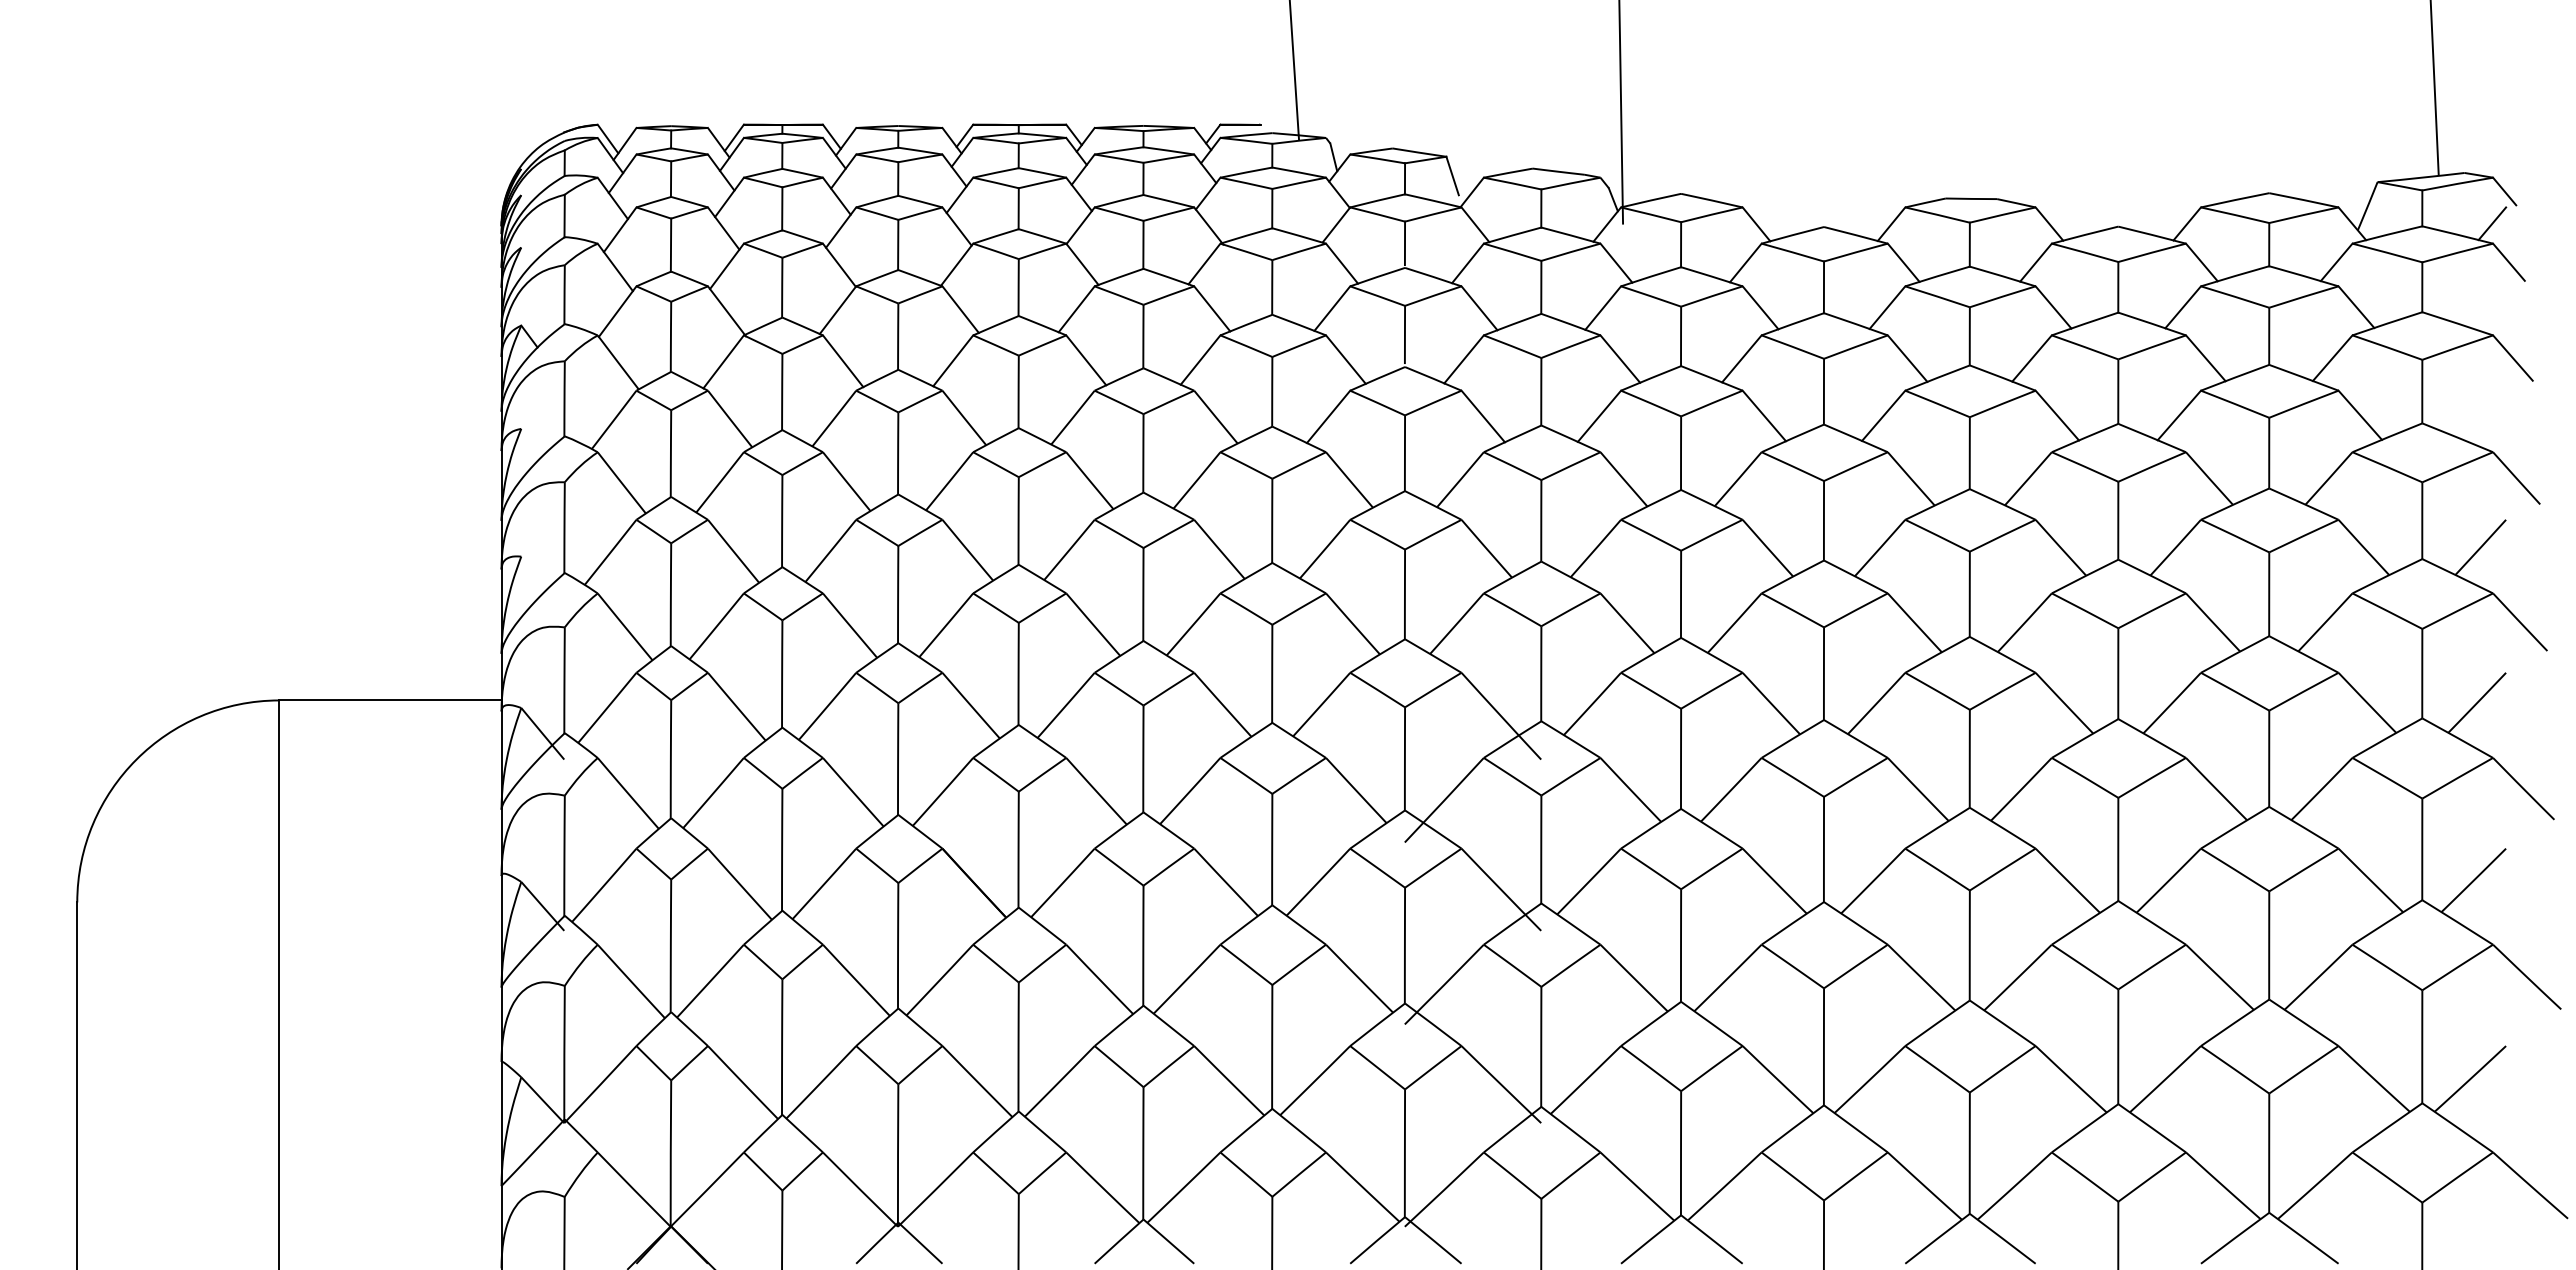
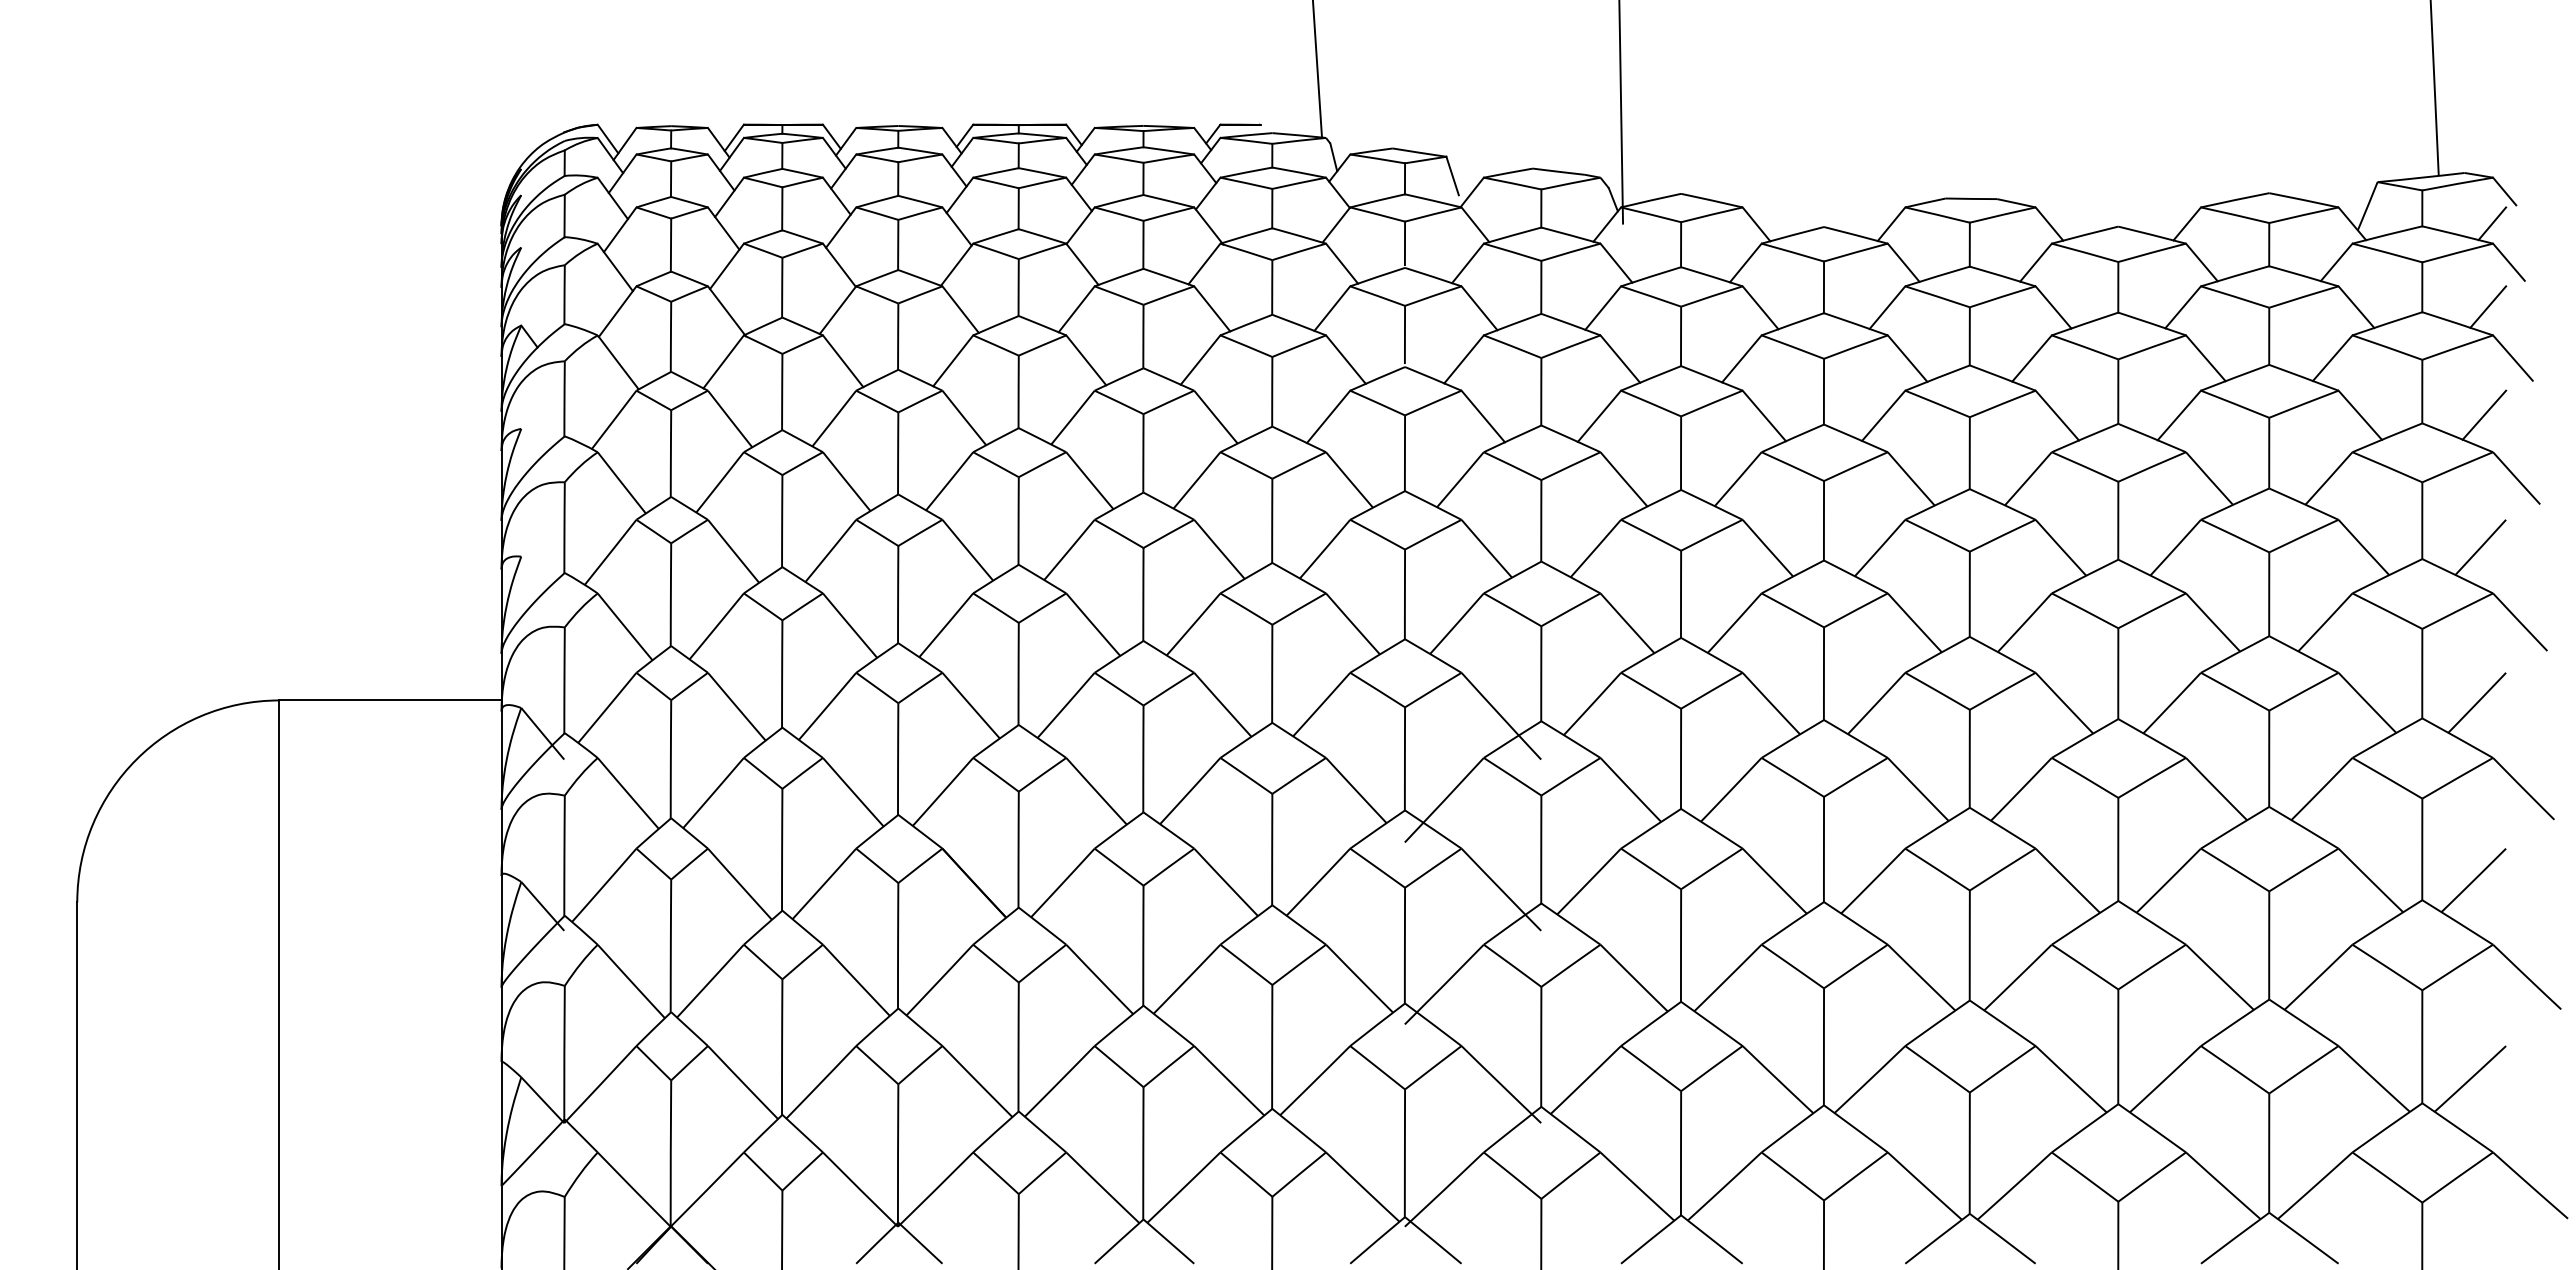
line position: (1294, 70) -> (1317, 69) (1317, 69)
line: none -> present (2488, 306)
line: none -> present (2484, 414)
